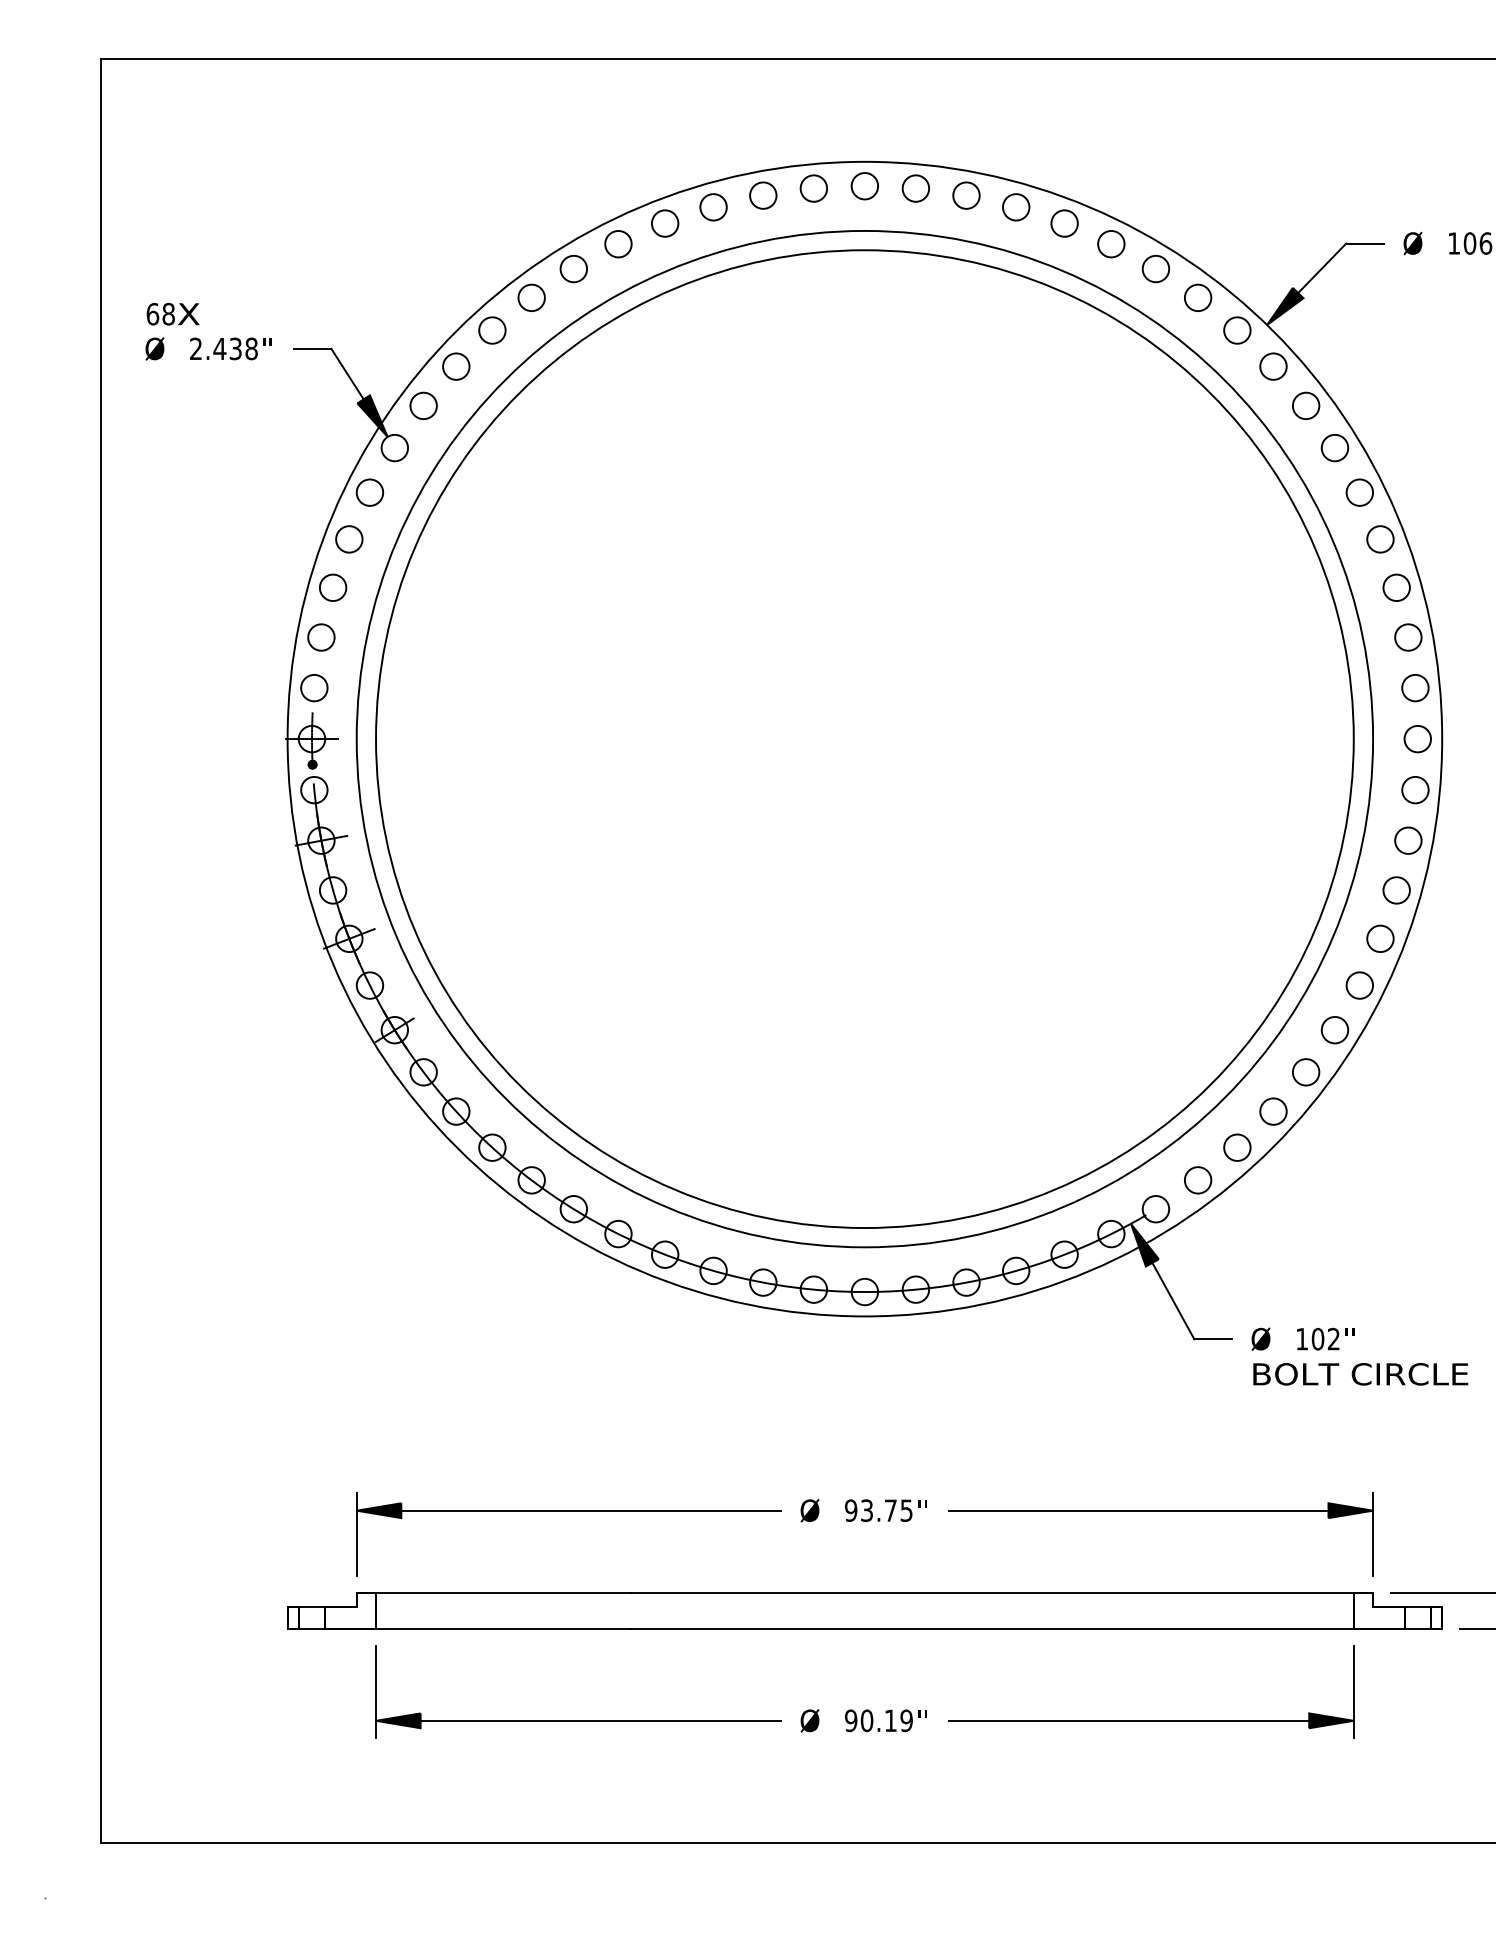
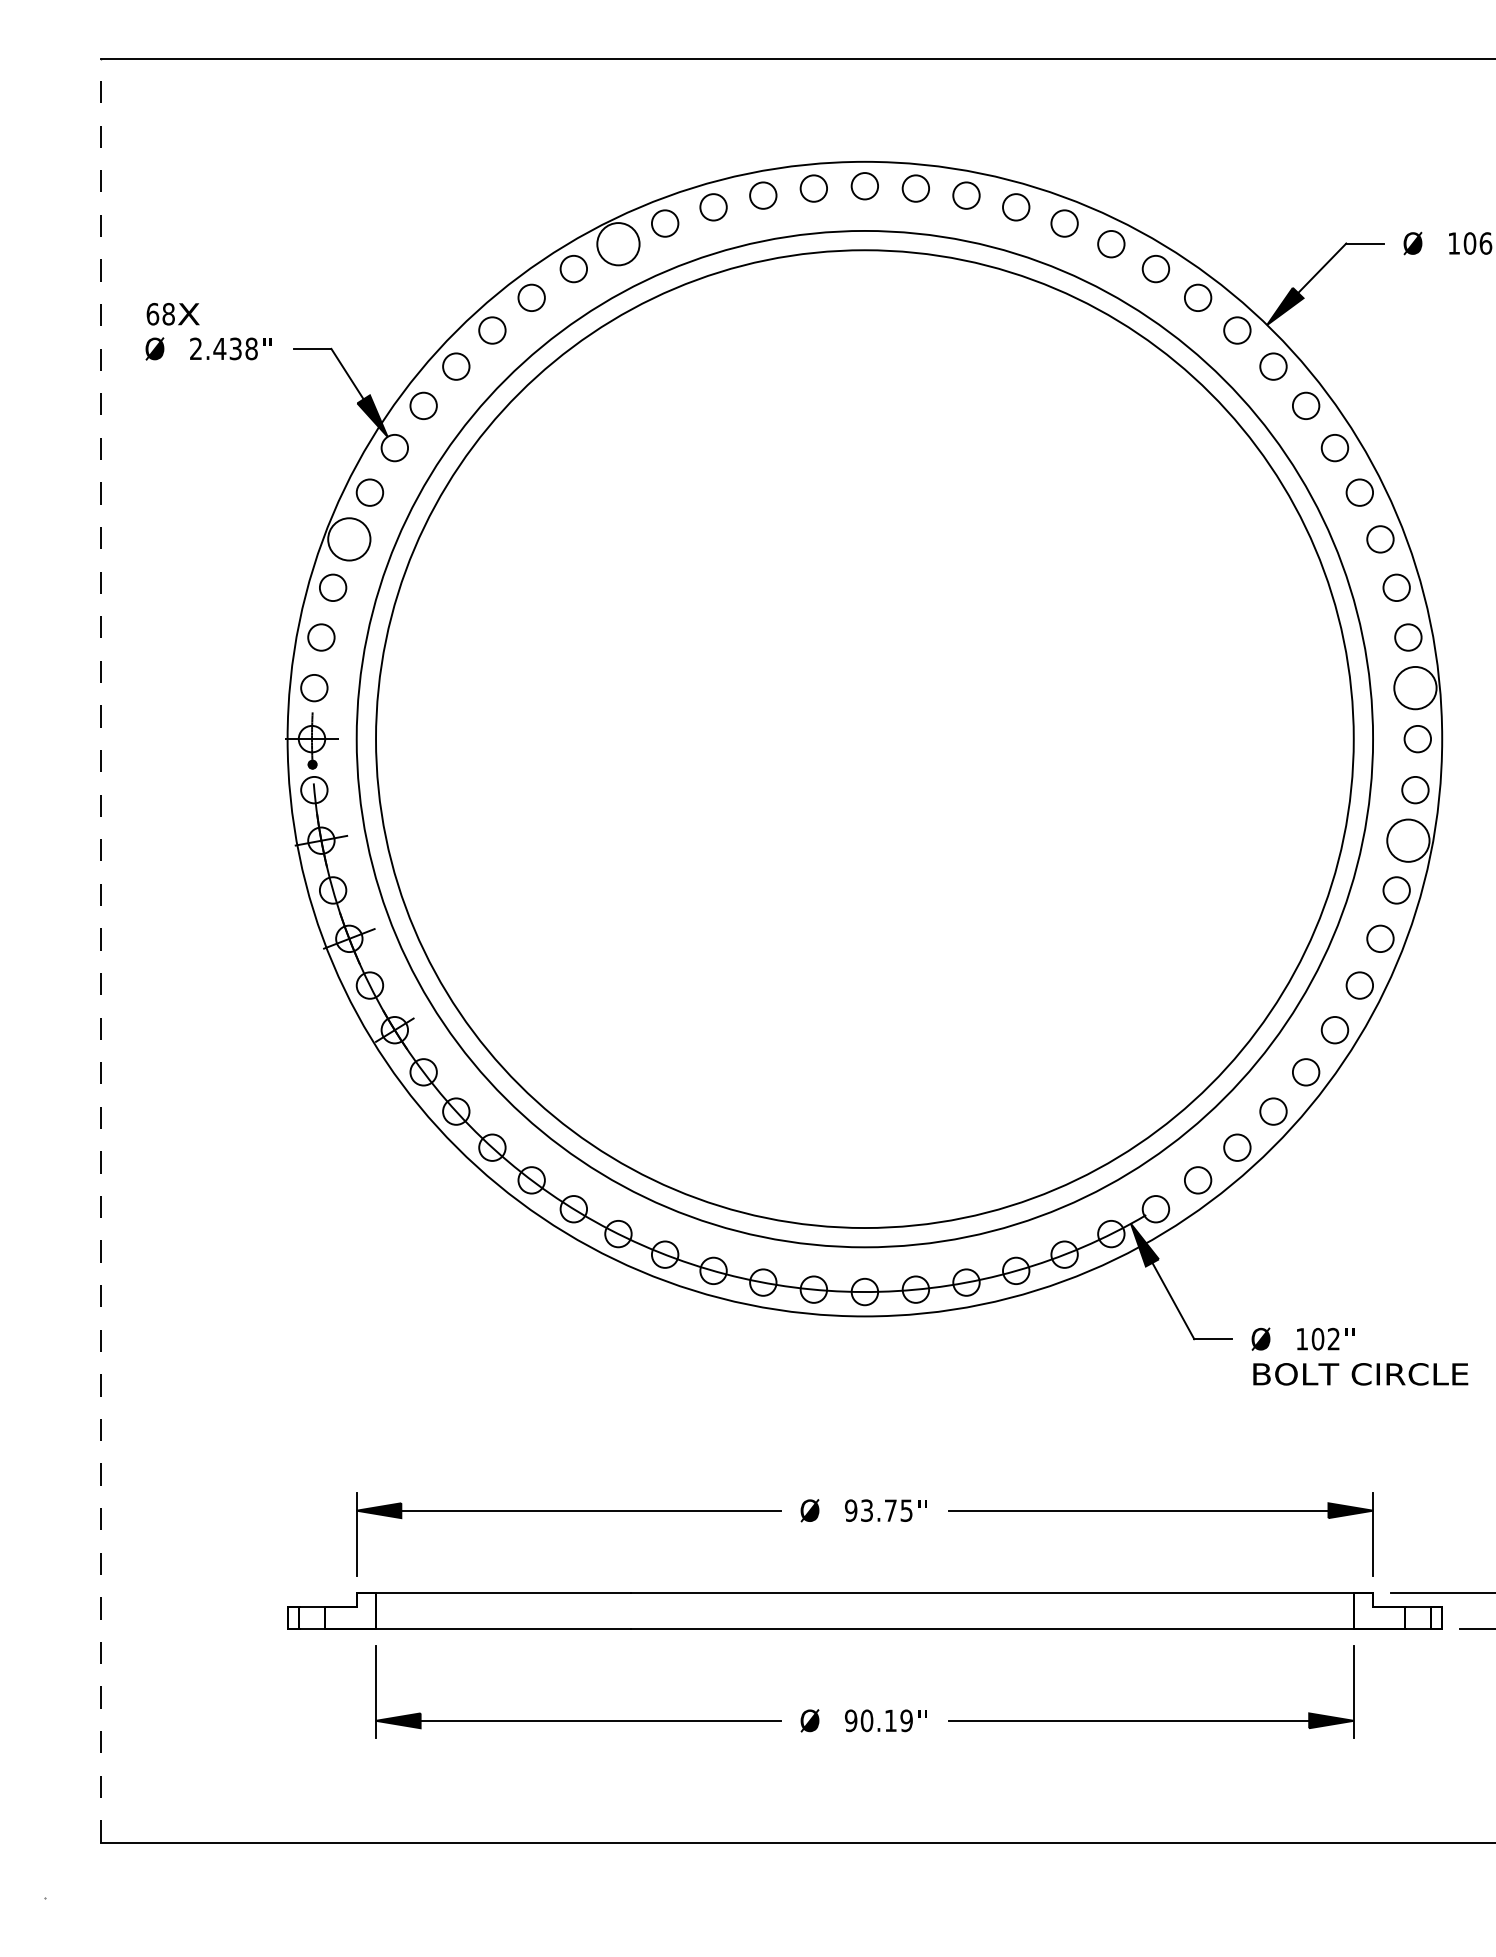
circle diameter: 26 px -> 42 px (618, 244)
circle diameter: 26 px -> 42 px (349, 539)
circle diameter: 26 px -> 42 px (1415, 687)
circle diameter: 26 px -> 42 px (1408, 840)
line: solid -> dashed (100, 950)
